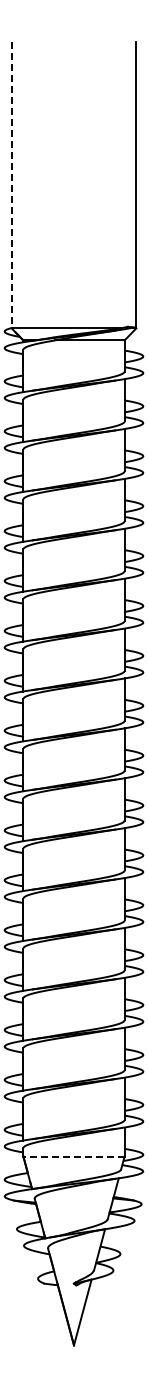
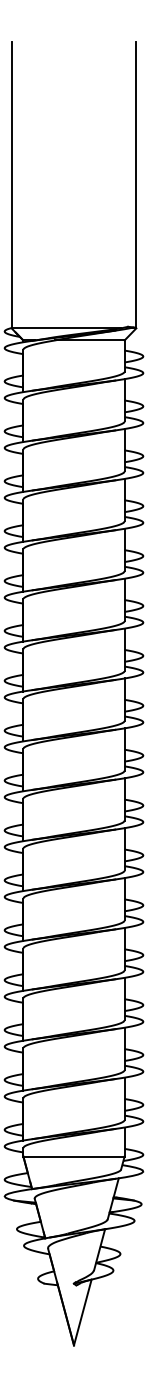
line: dashed -> solid (11, 185)
line: dashed -> solid (74, 1156)
